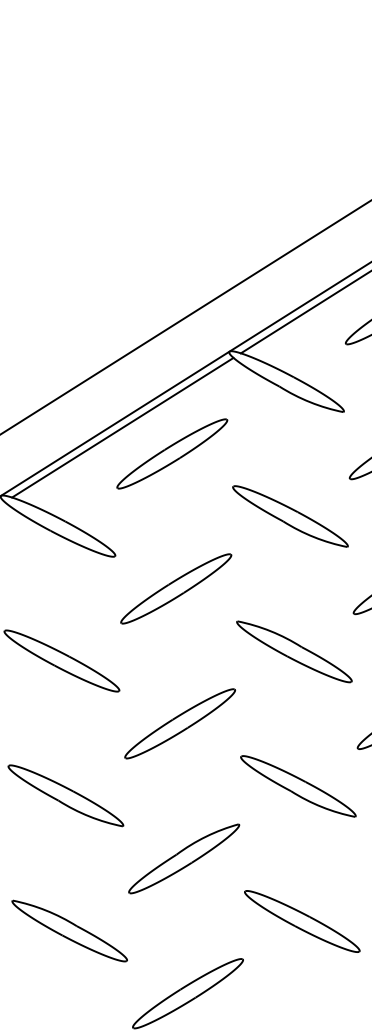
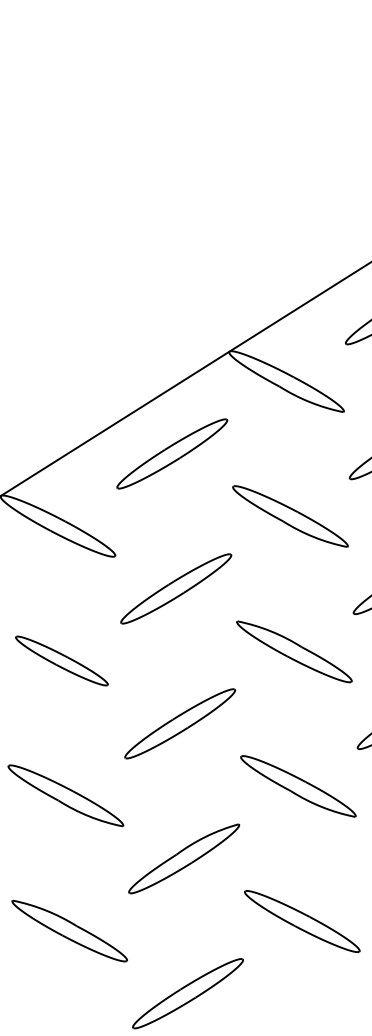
line: present -> none (304, 312)
line: present -> none (185, 317)
line: present -> none (122, 427)
part size: 118x64 px -> 94x52 px (61, 660)
